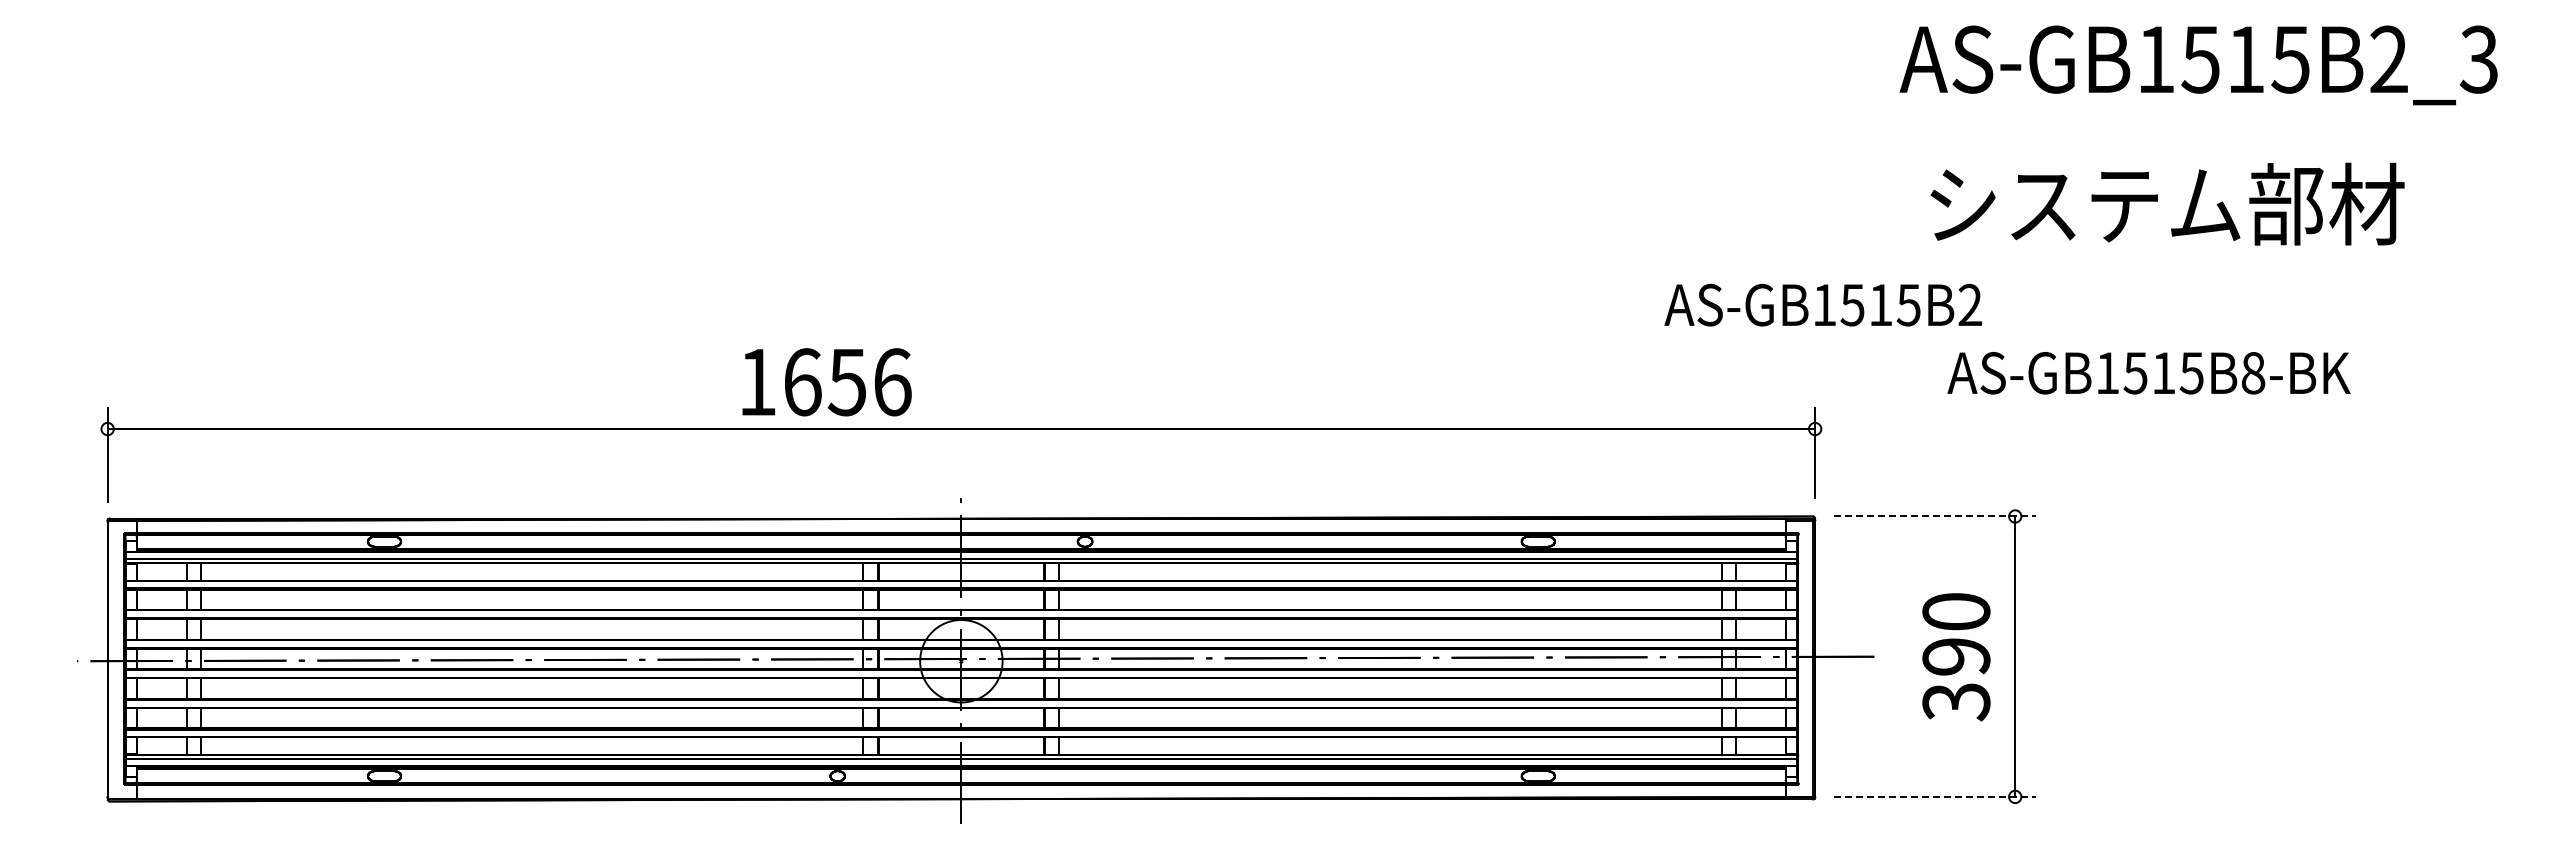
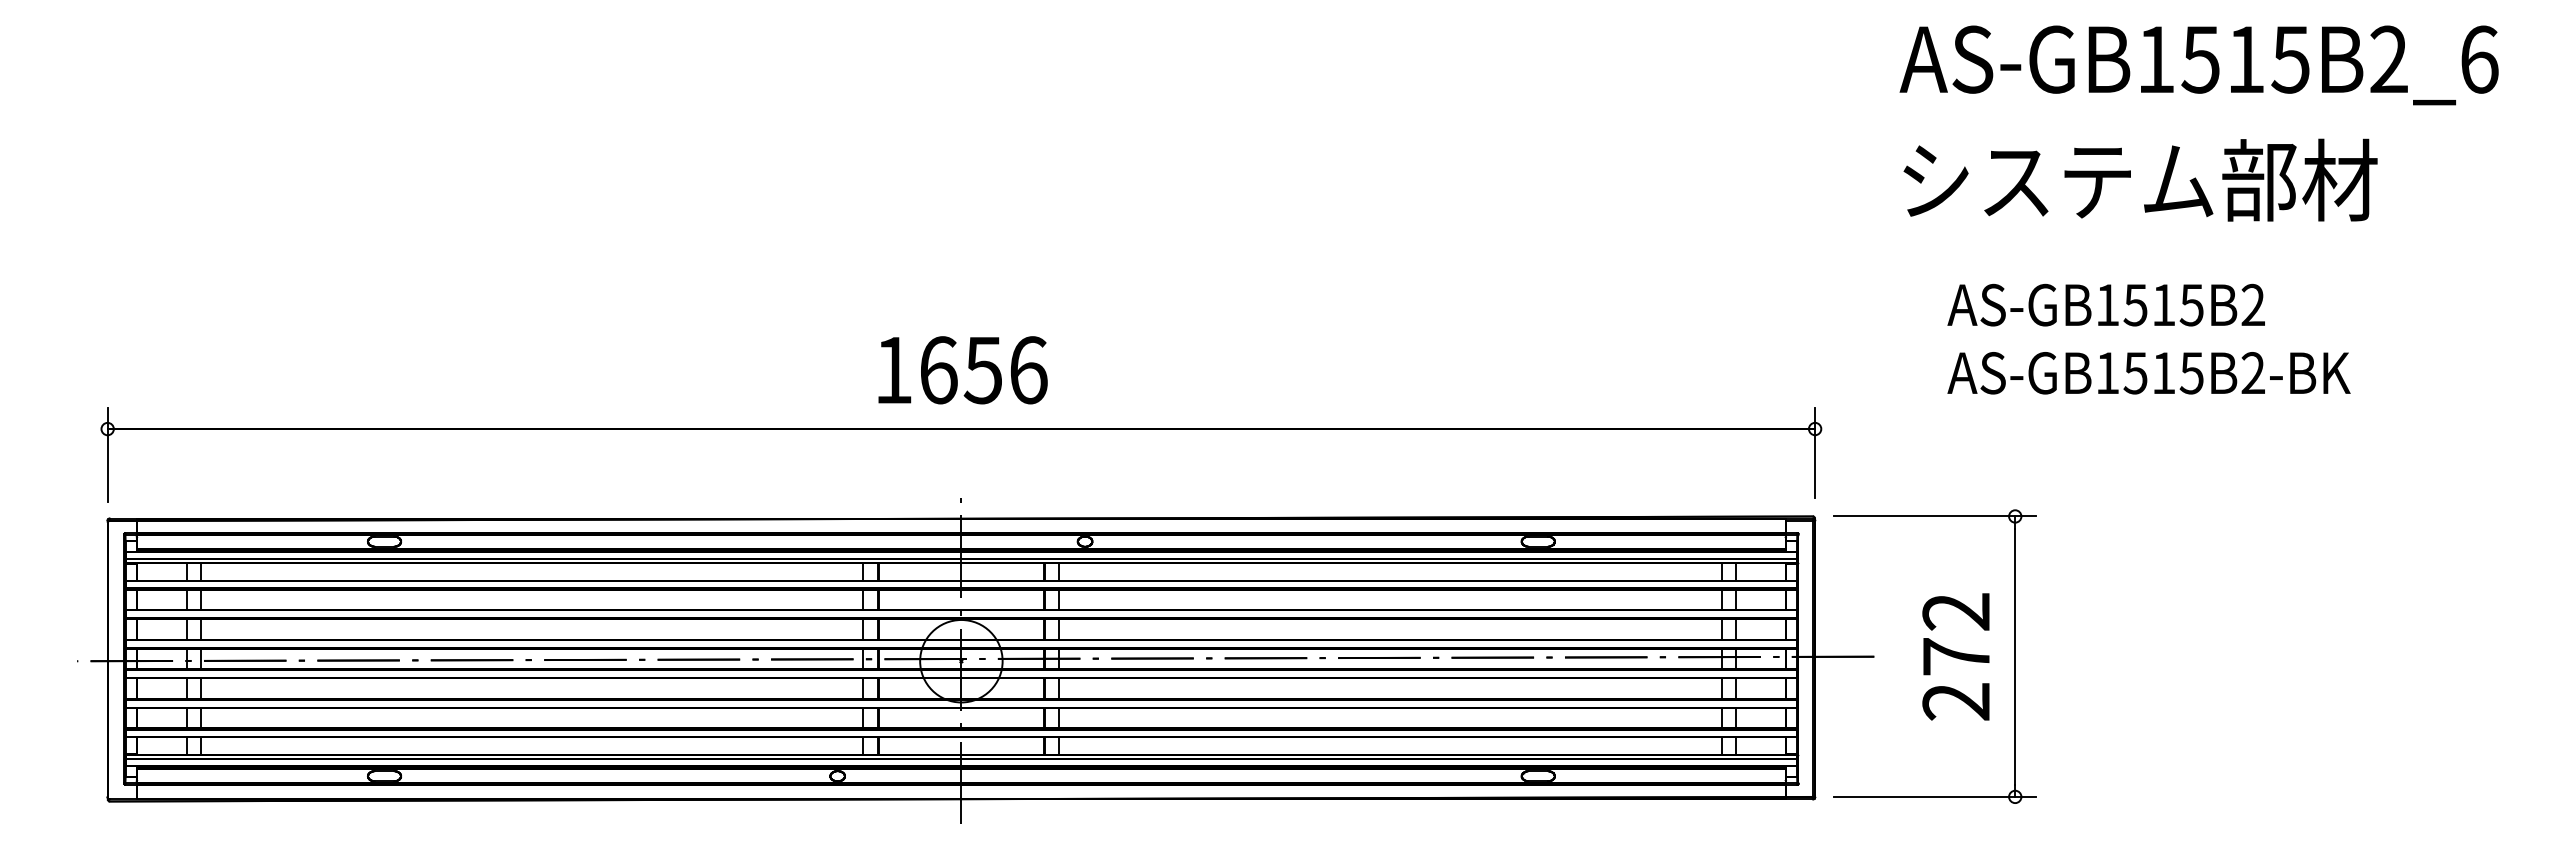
text: AS-GB1515B2_3 -> AS-GB1515B2_6 (2478, 59)
text position: (2167, 203) -> (2140, 179) (2140, 179)
text position: (1822, 304) -> (2105, 304) (2105, 304)
text: AS-GB1515B8-BK -> AS-GB1515B2-BK (2253, 373)
text position: (826, 382) -> (962, 370) (962, 370)
line: dashed -> solid (1935, 516)
text: 390 -> 272 (1956, 657)
line: dashed -> solid (1935, 796)
